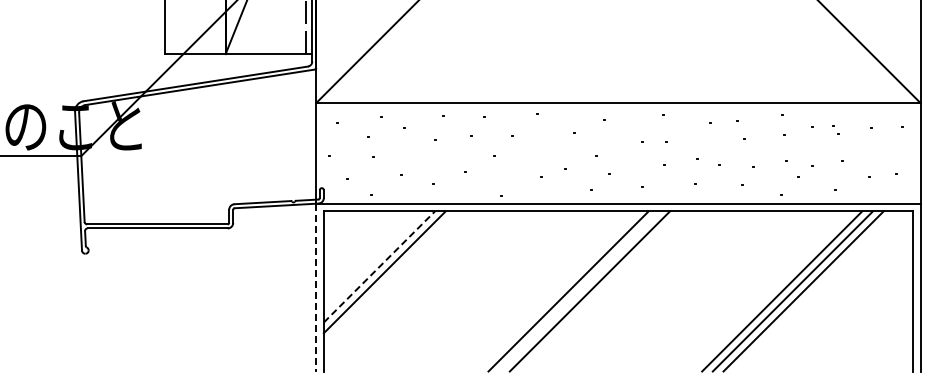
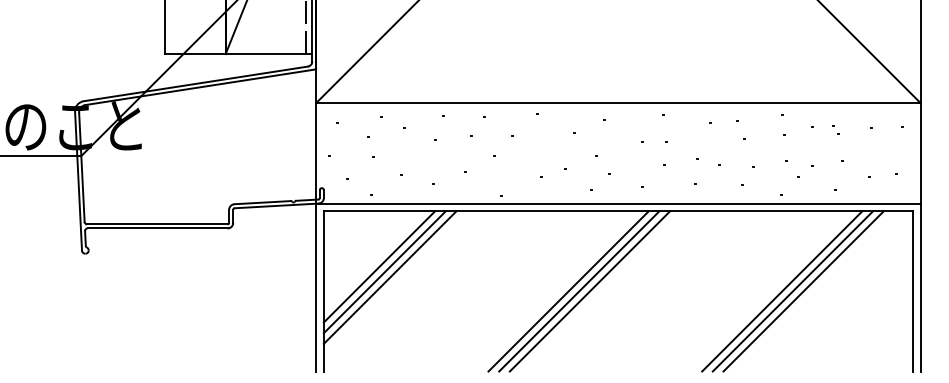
line: dashed -> solid (379, 266)
line: none -> present (389, 277)
line: dashed -> solid (316, 287)
line: none -> present (579, 291)
